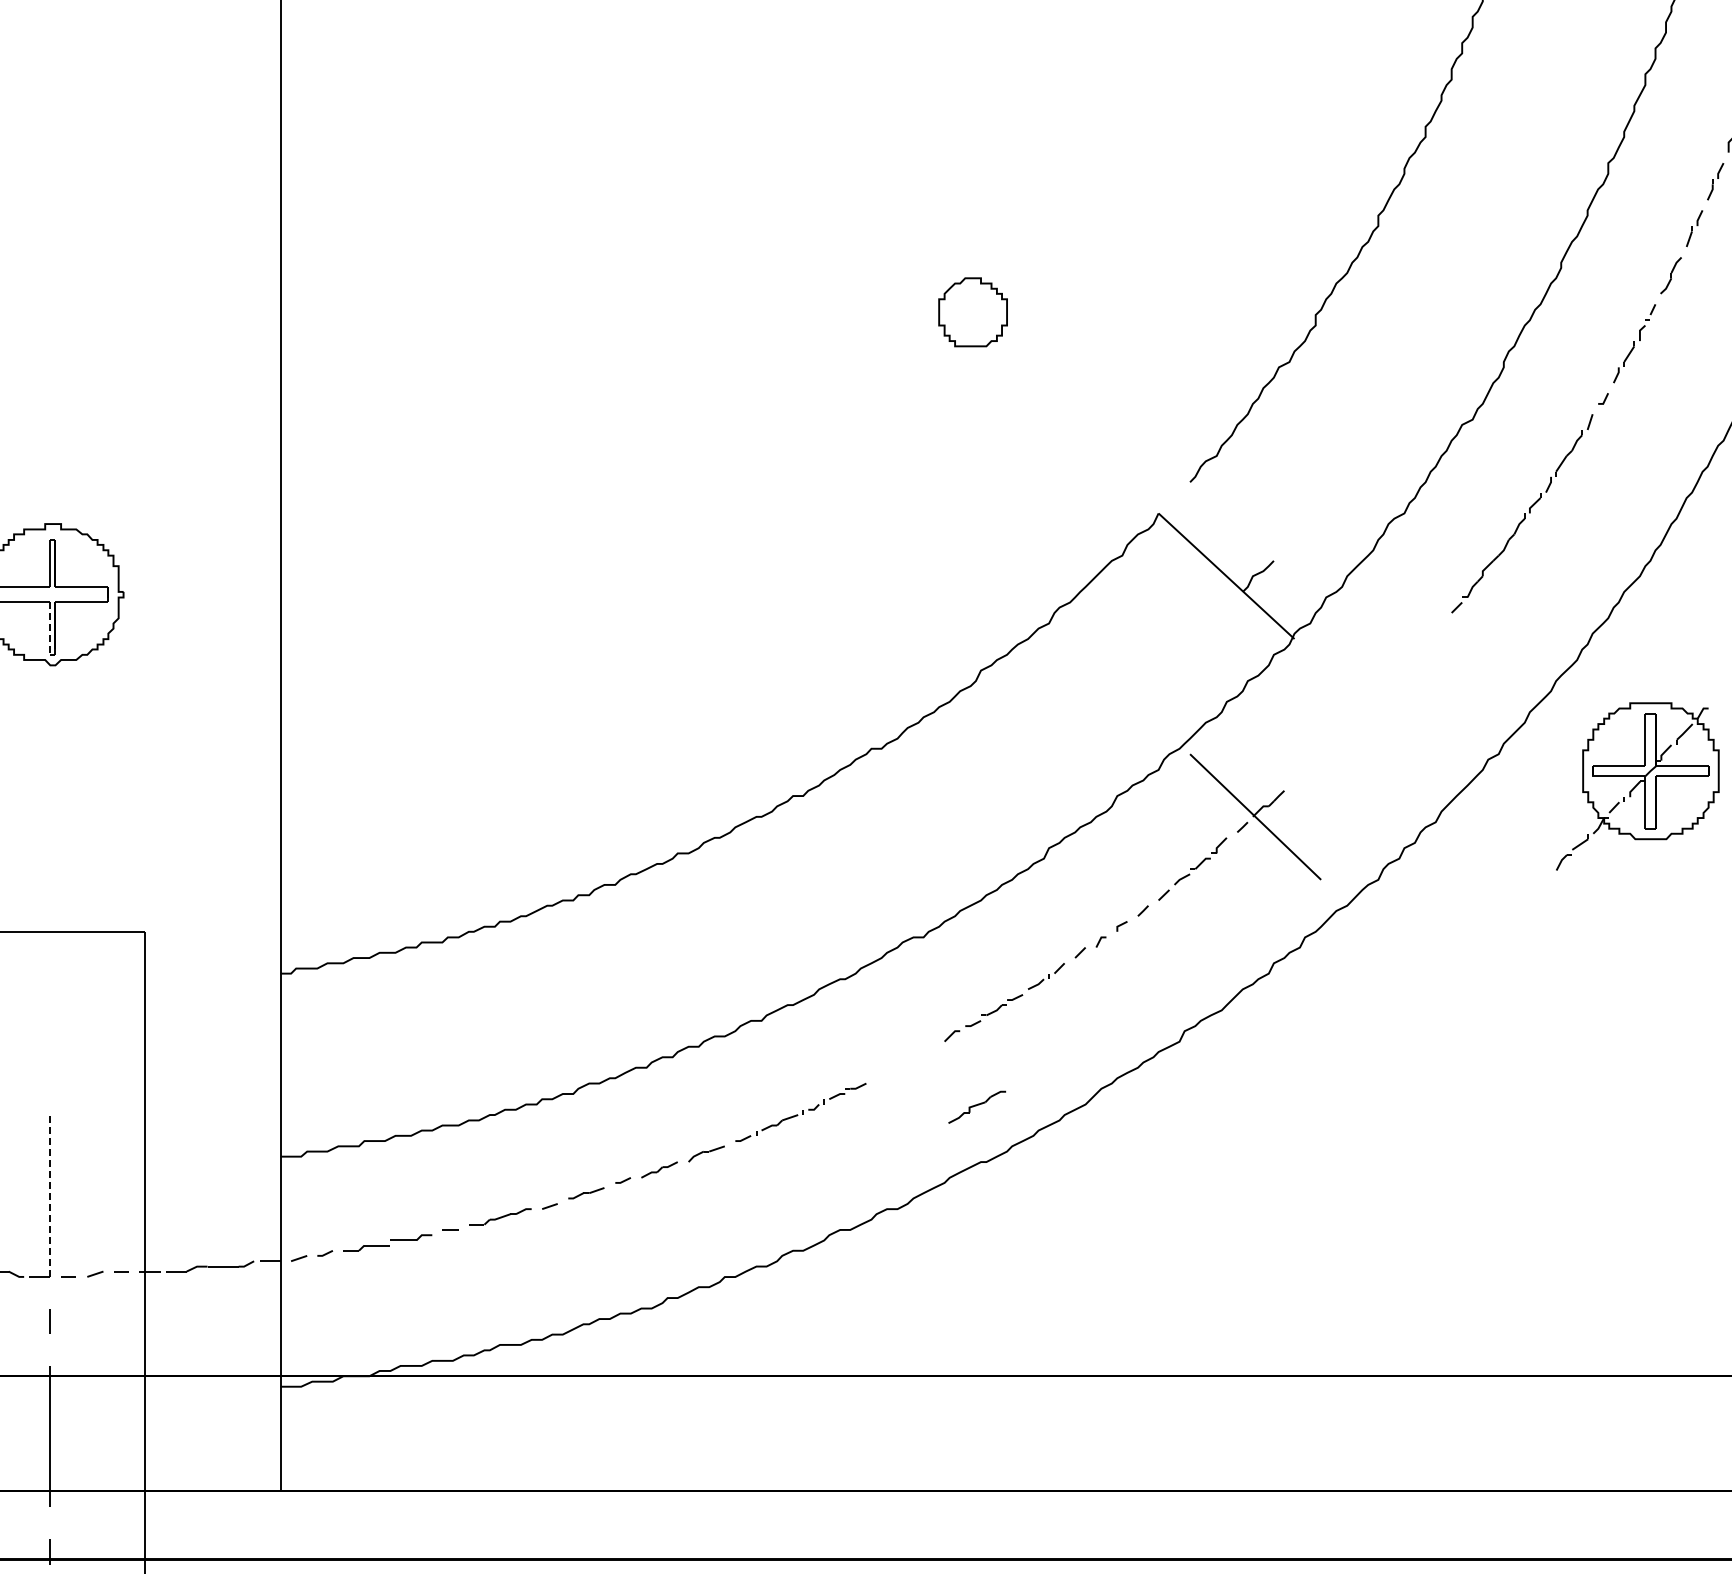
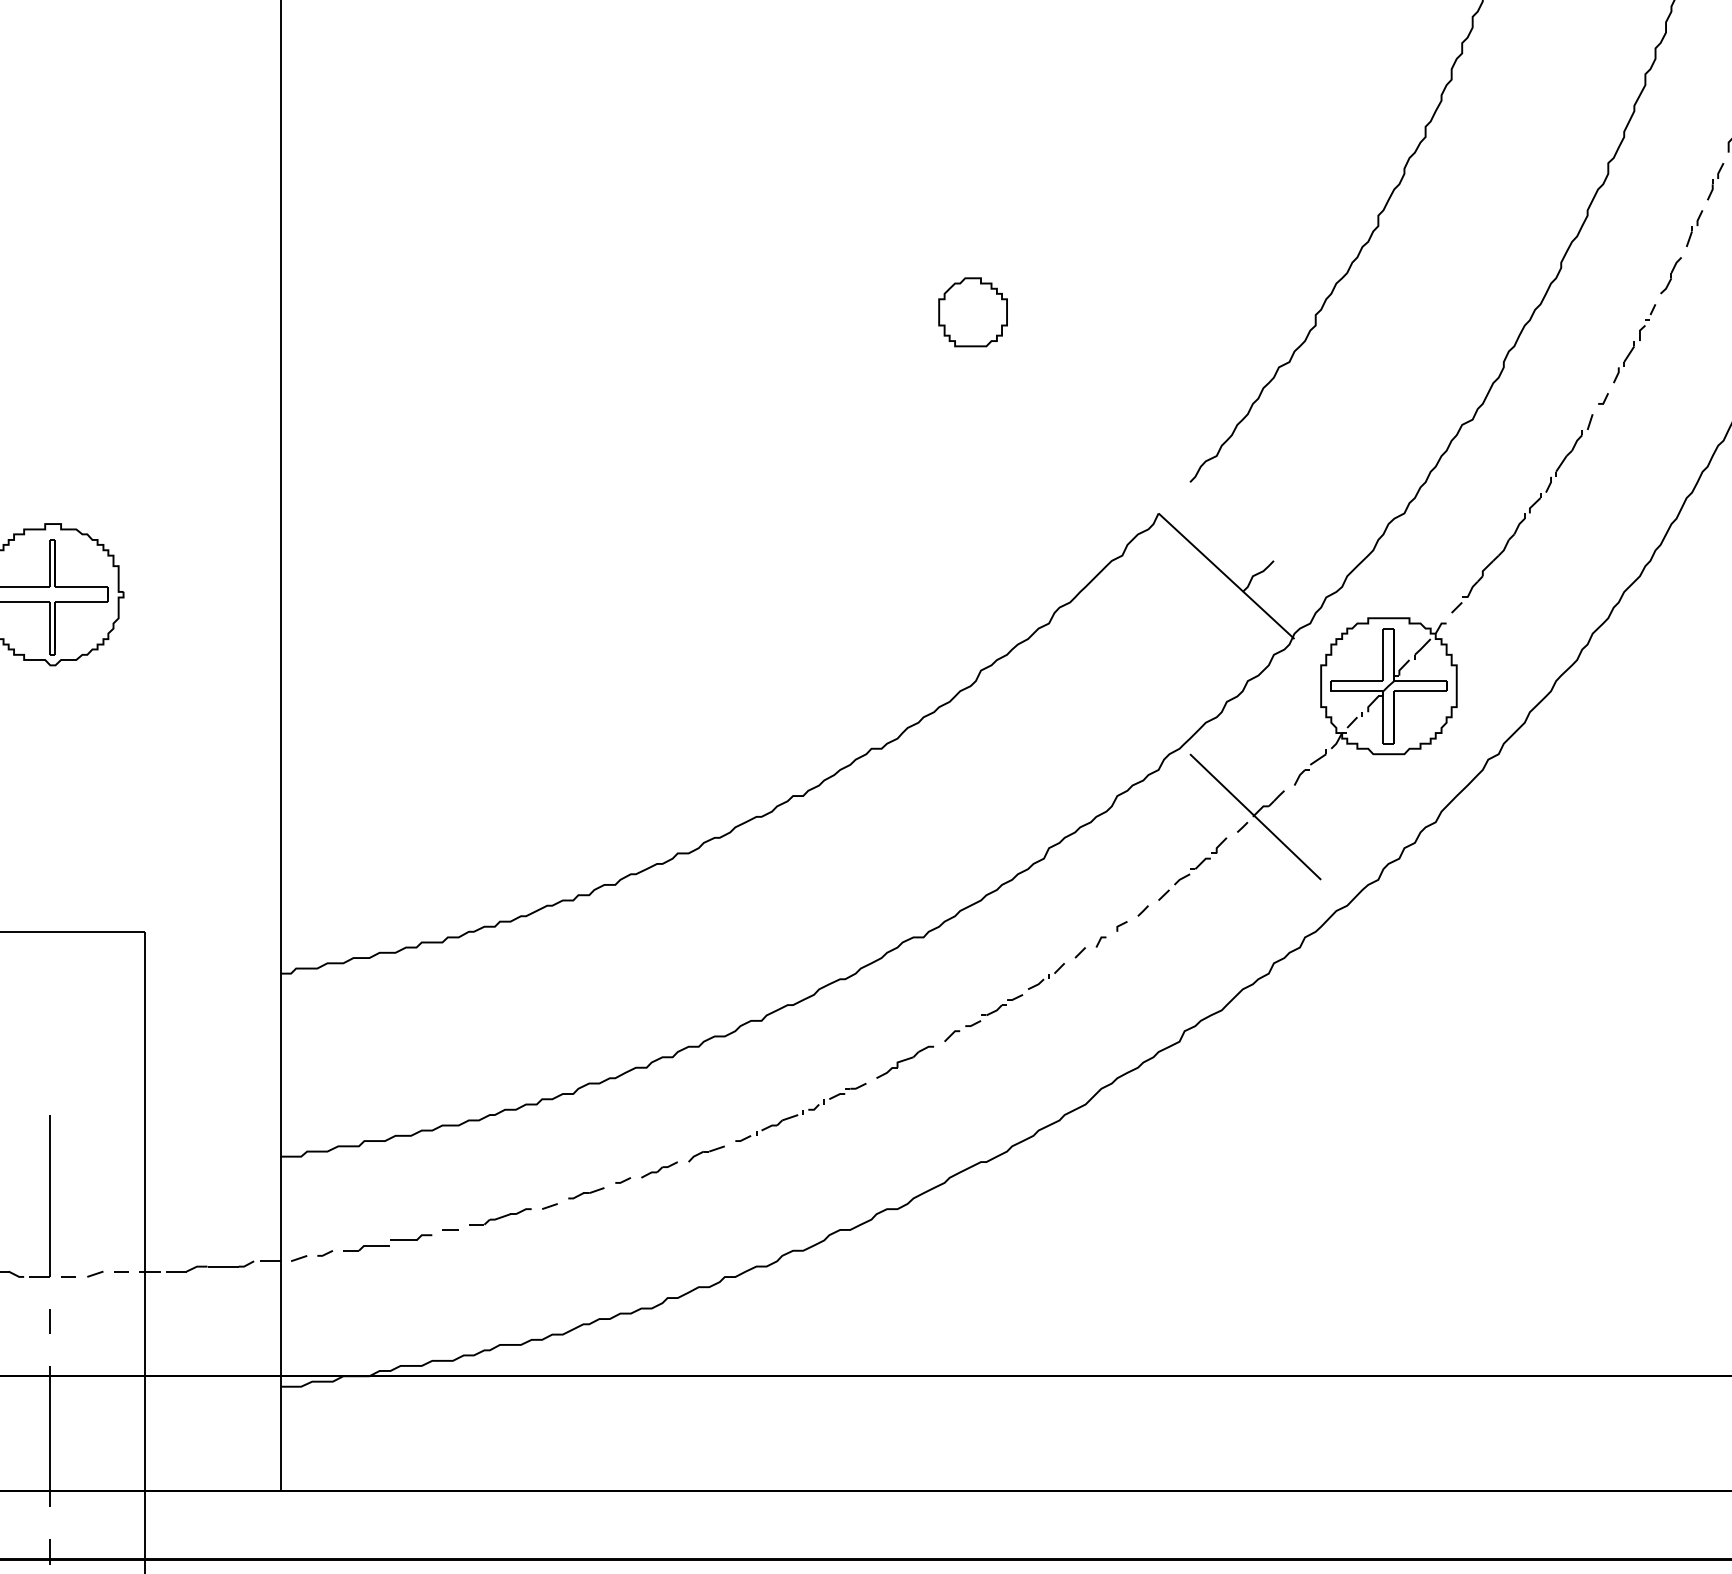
line: dashed -> solid (50, 629)
part position: (1637, 786) -> (1375, 701) (1375, 701)
part position: (977, 1106) -> (905, 1061) (905, 1061)
line: dashed -> solid (50, 1195)
